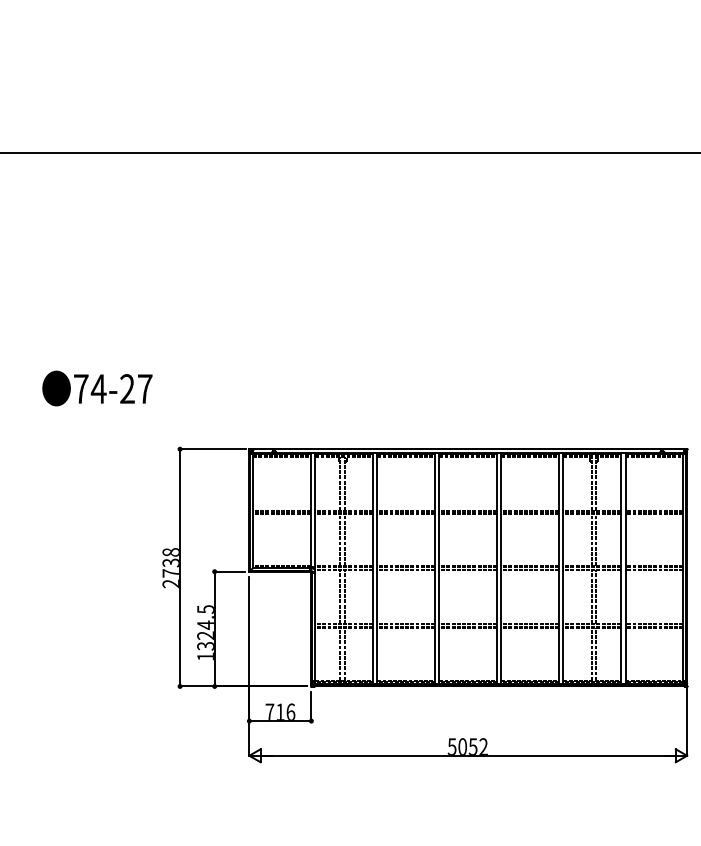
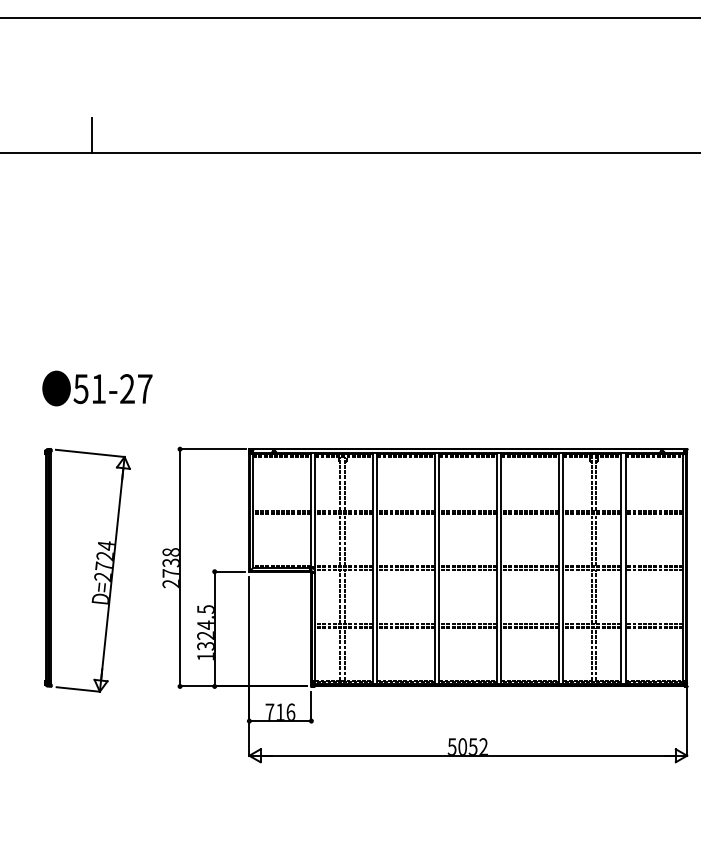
line: none -> present (349, 17)
line: none -> present (92, 135)
text: 74-27 -> 51-27 (89, 389)
part: none -> present (95, 569)
